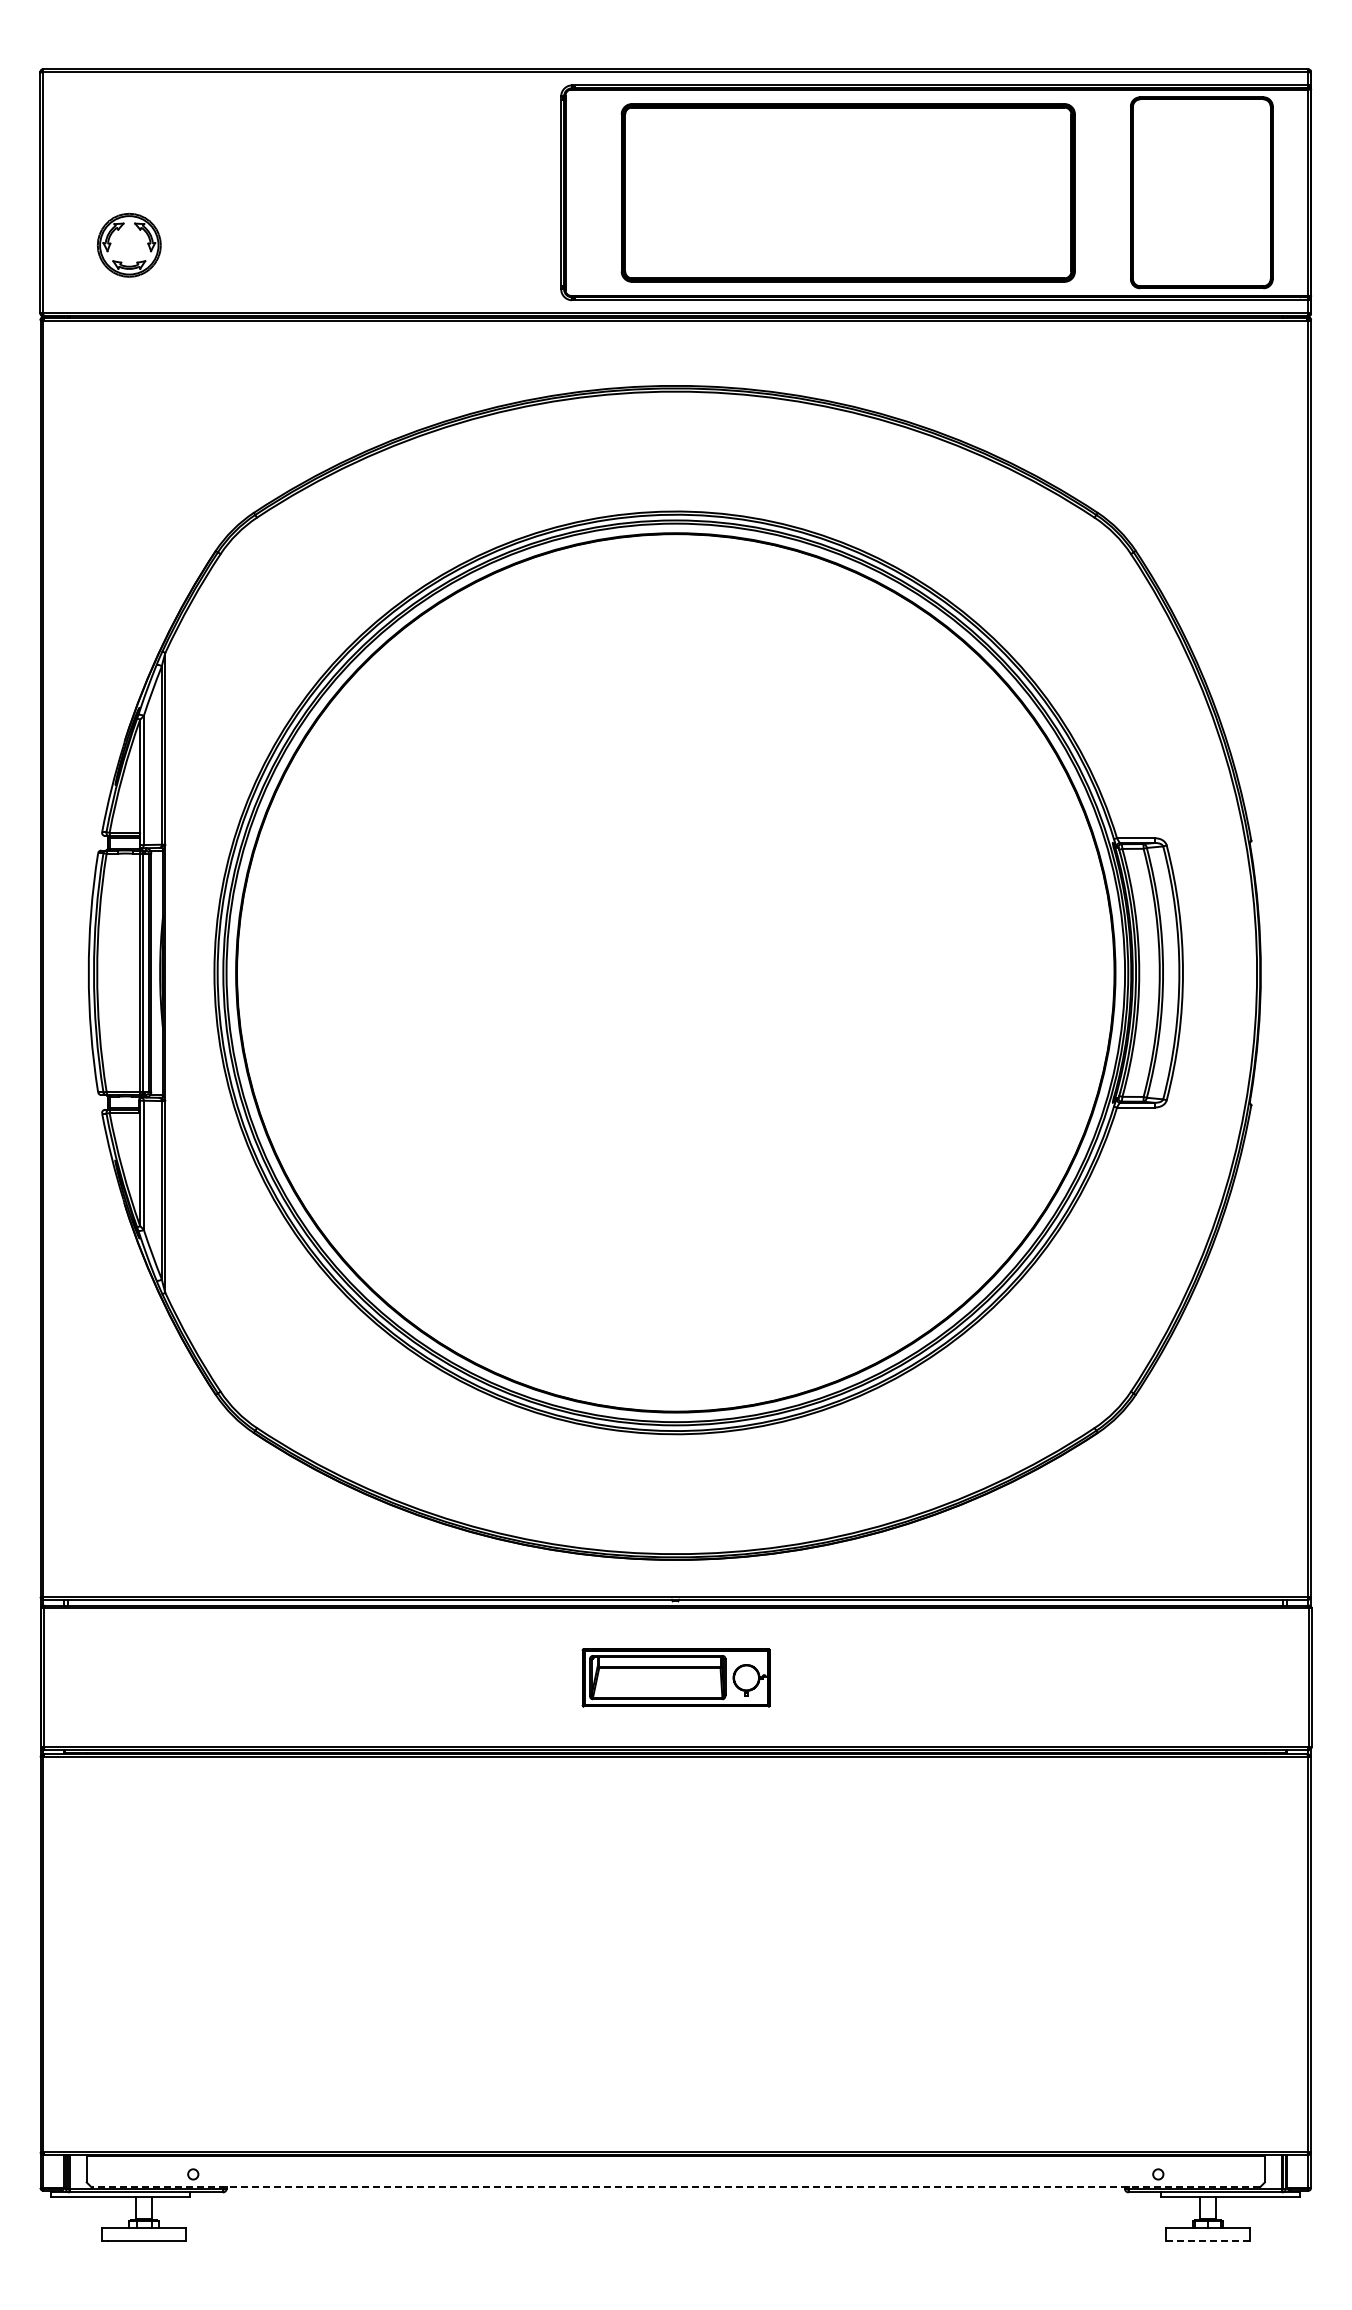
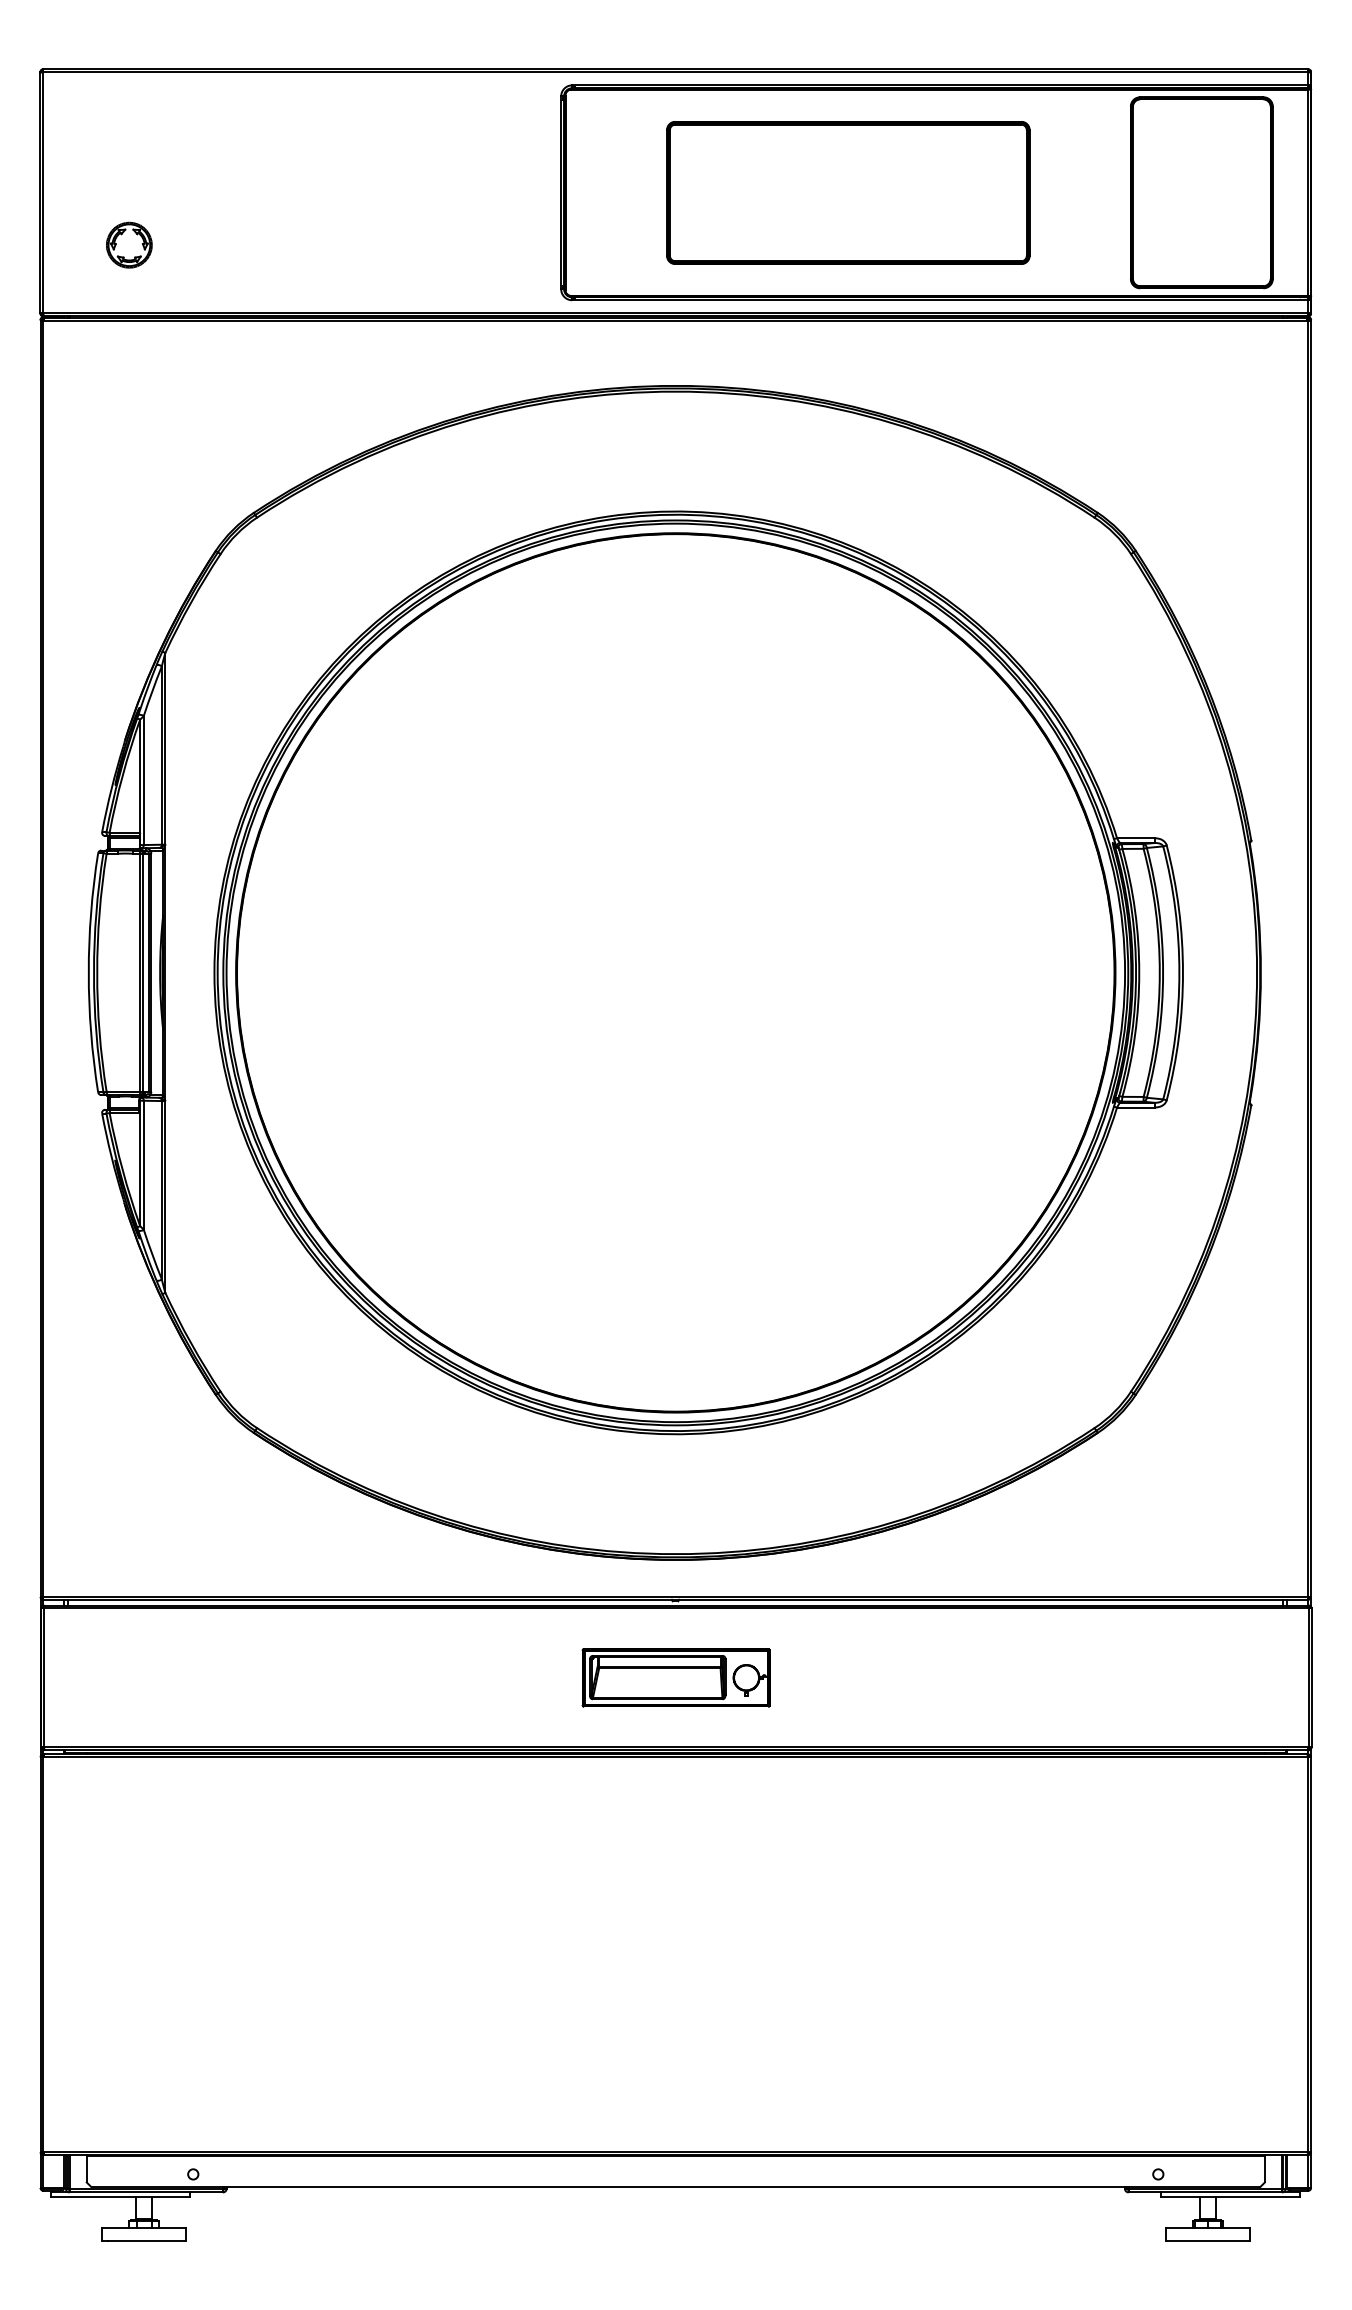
part size: 456x180 px -> 365x144 px (848, 192)
part size: 66x66 px -> 47x48 px (129, 244)
line: dashed -> solid (675, 2187)
line: dashed -> solid (1207, 2240)
